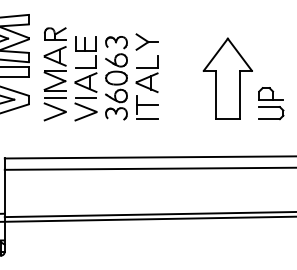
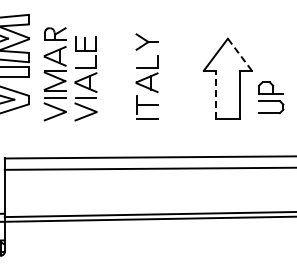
line: solid -> dashed (239, 54)
part: present -> none (116, 78)
line: solid -> dashed (215, 94)
part position: (271, 103) -> (271, 97) (271, 97)
